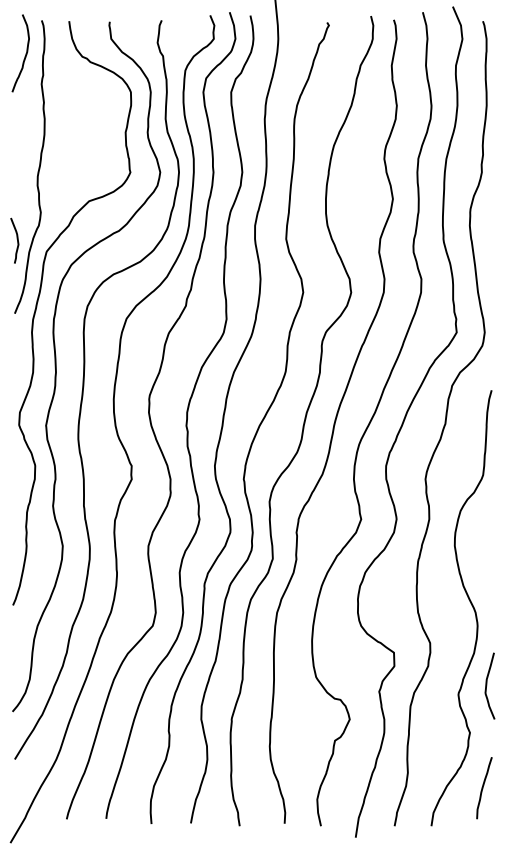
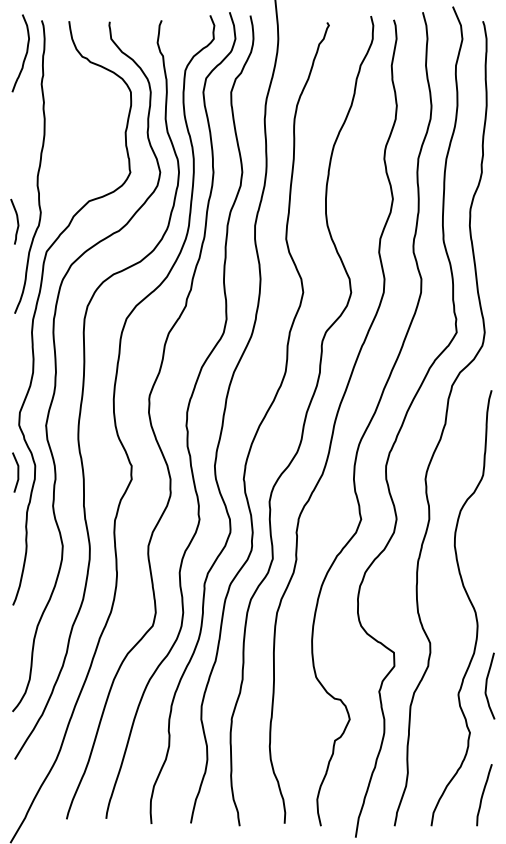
curve position: (16, 239) -> (16, 220) (16, 220)
line: none -> present (17, 472)
curve position: (483, 788) -> (483, 795) (483, 795)
